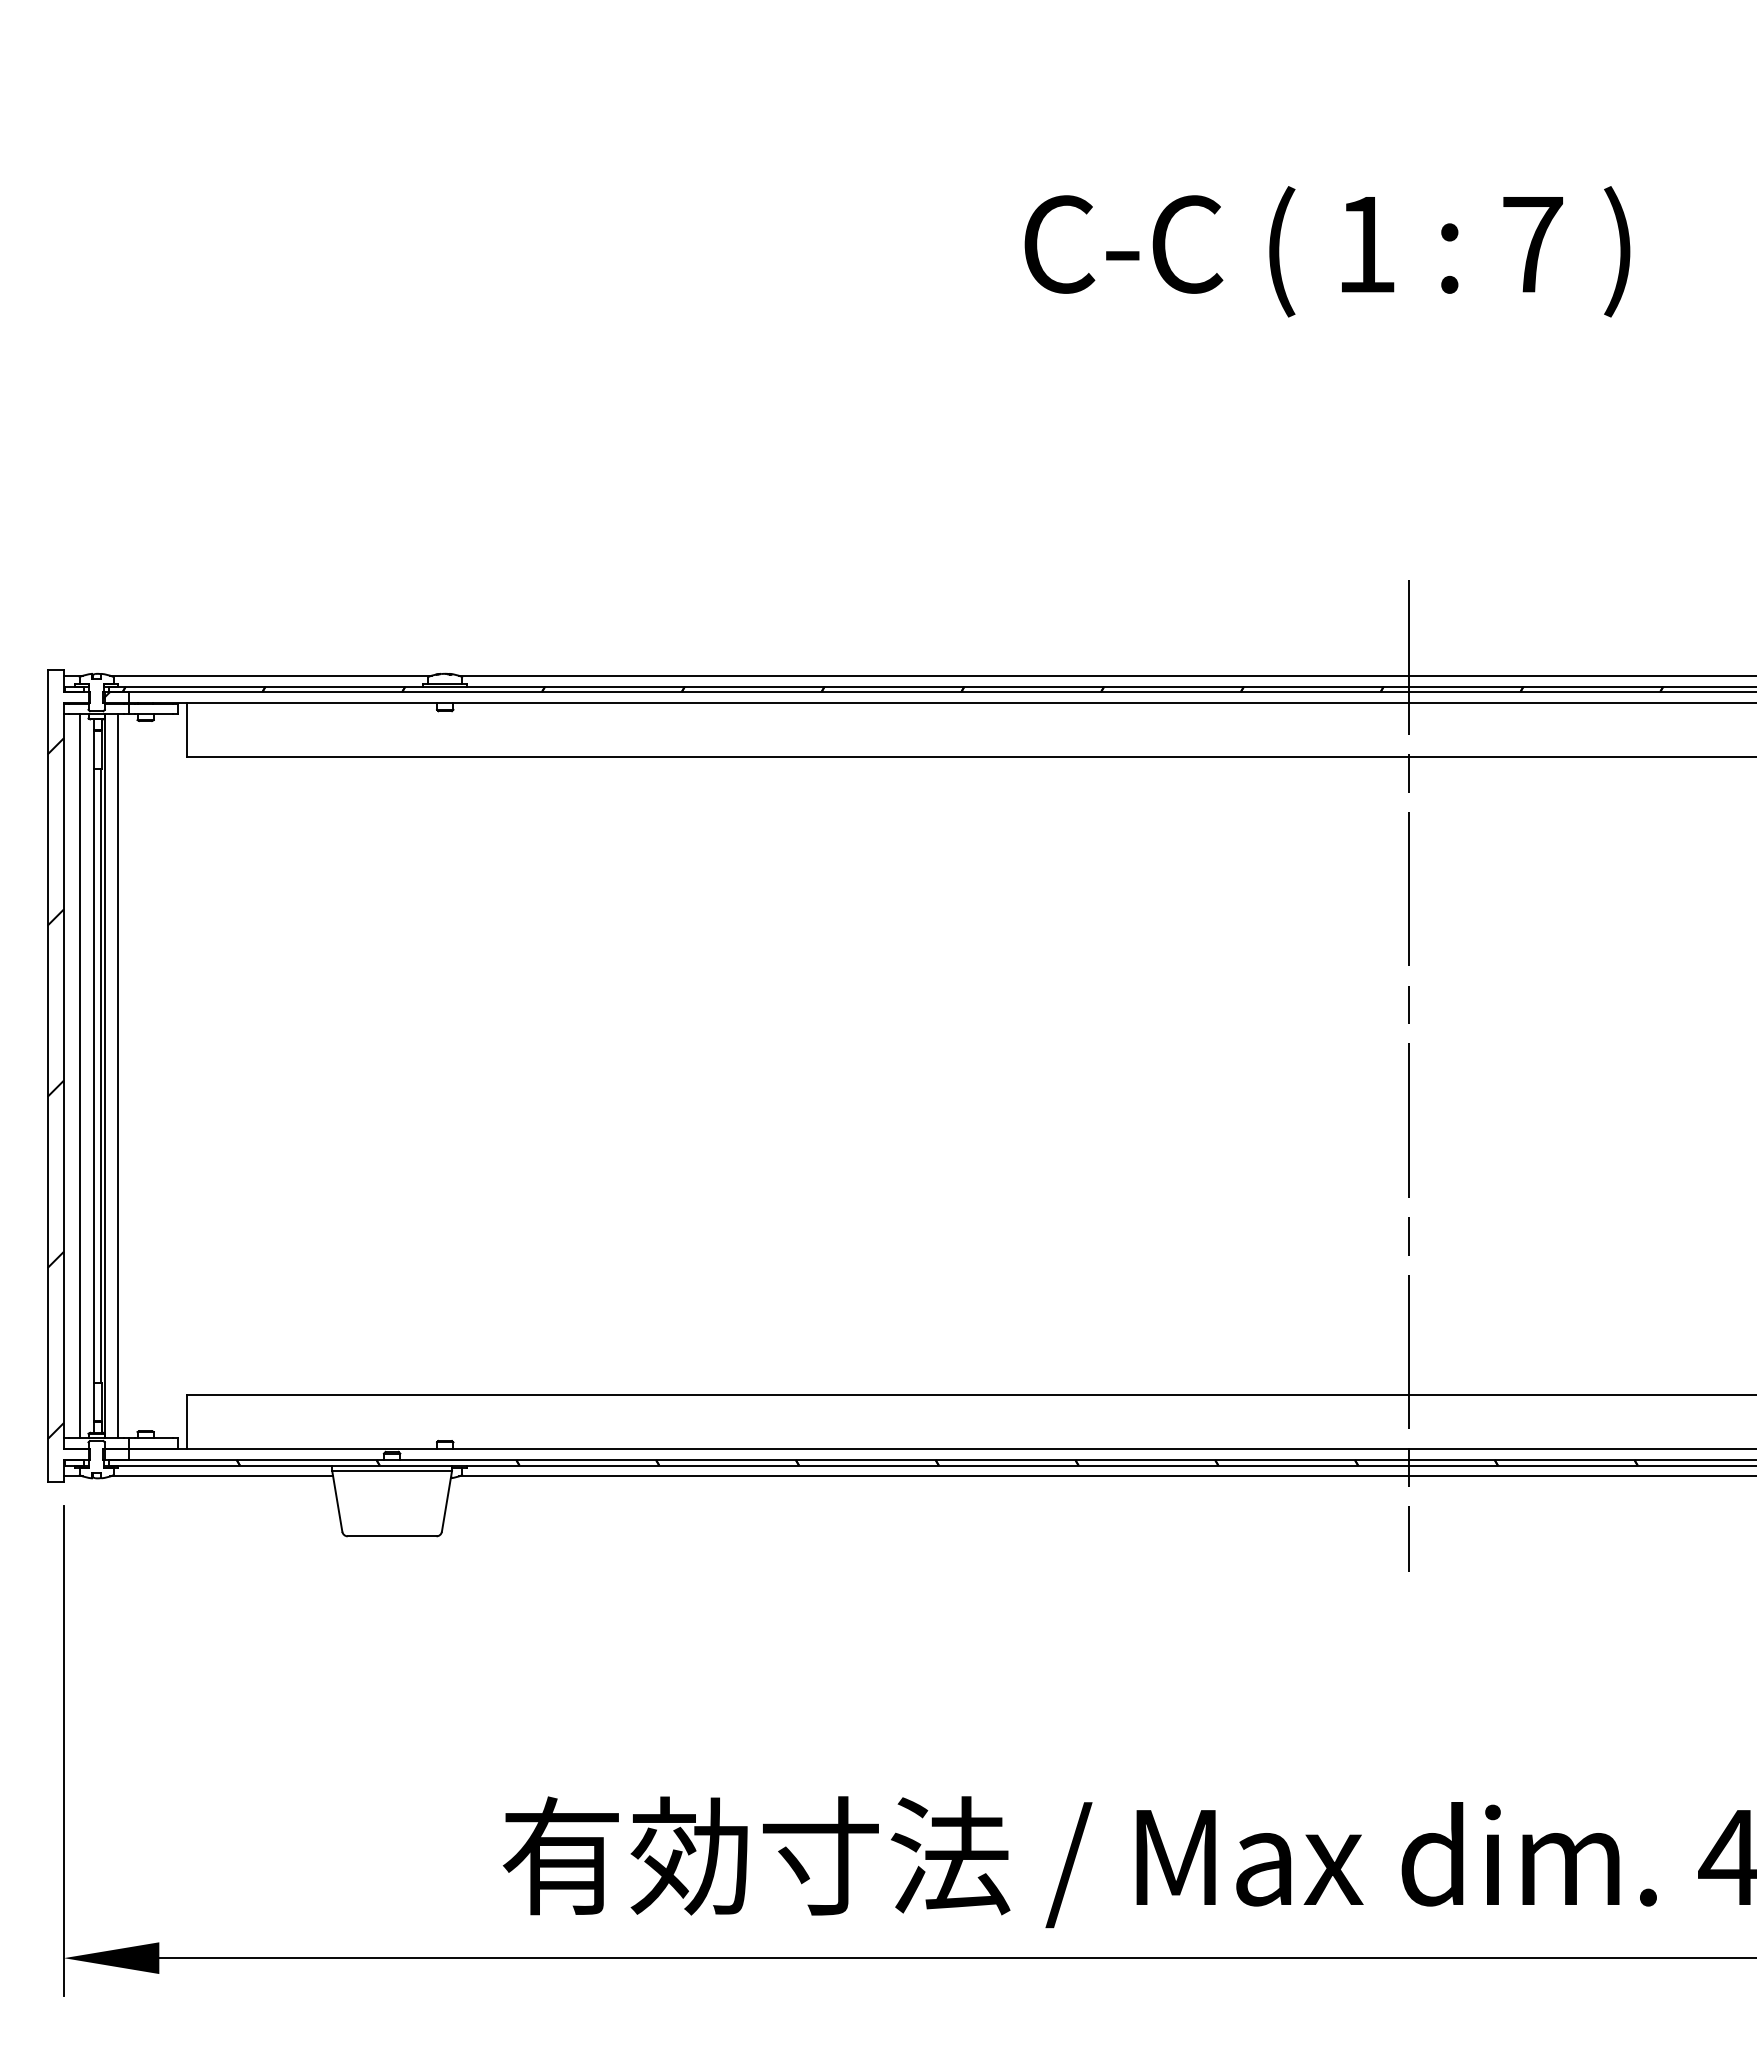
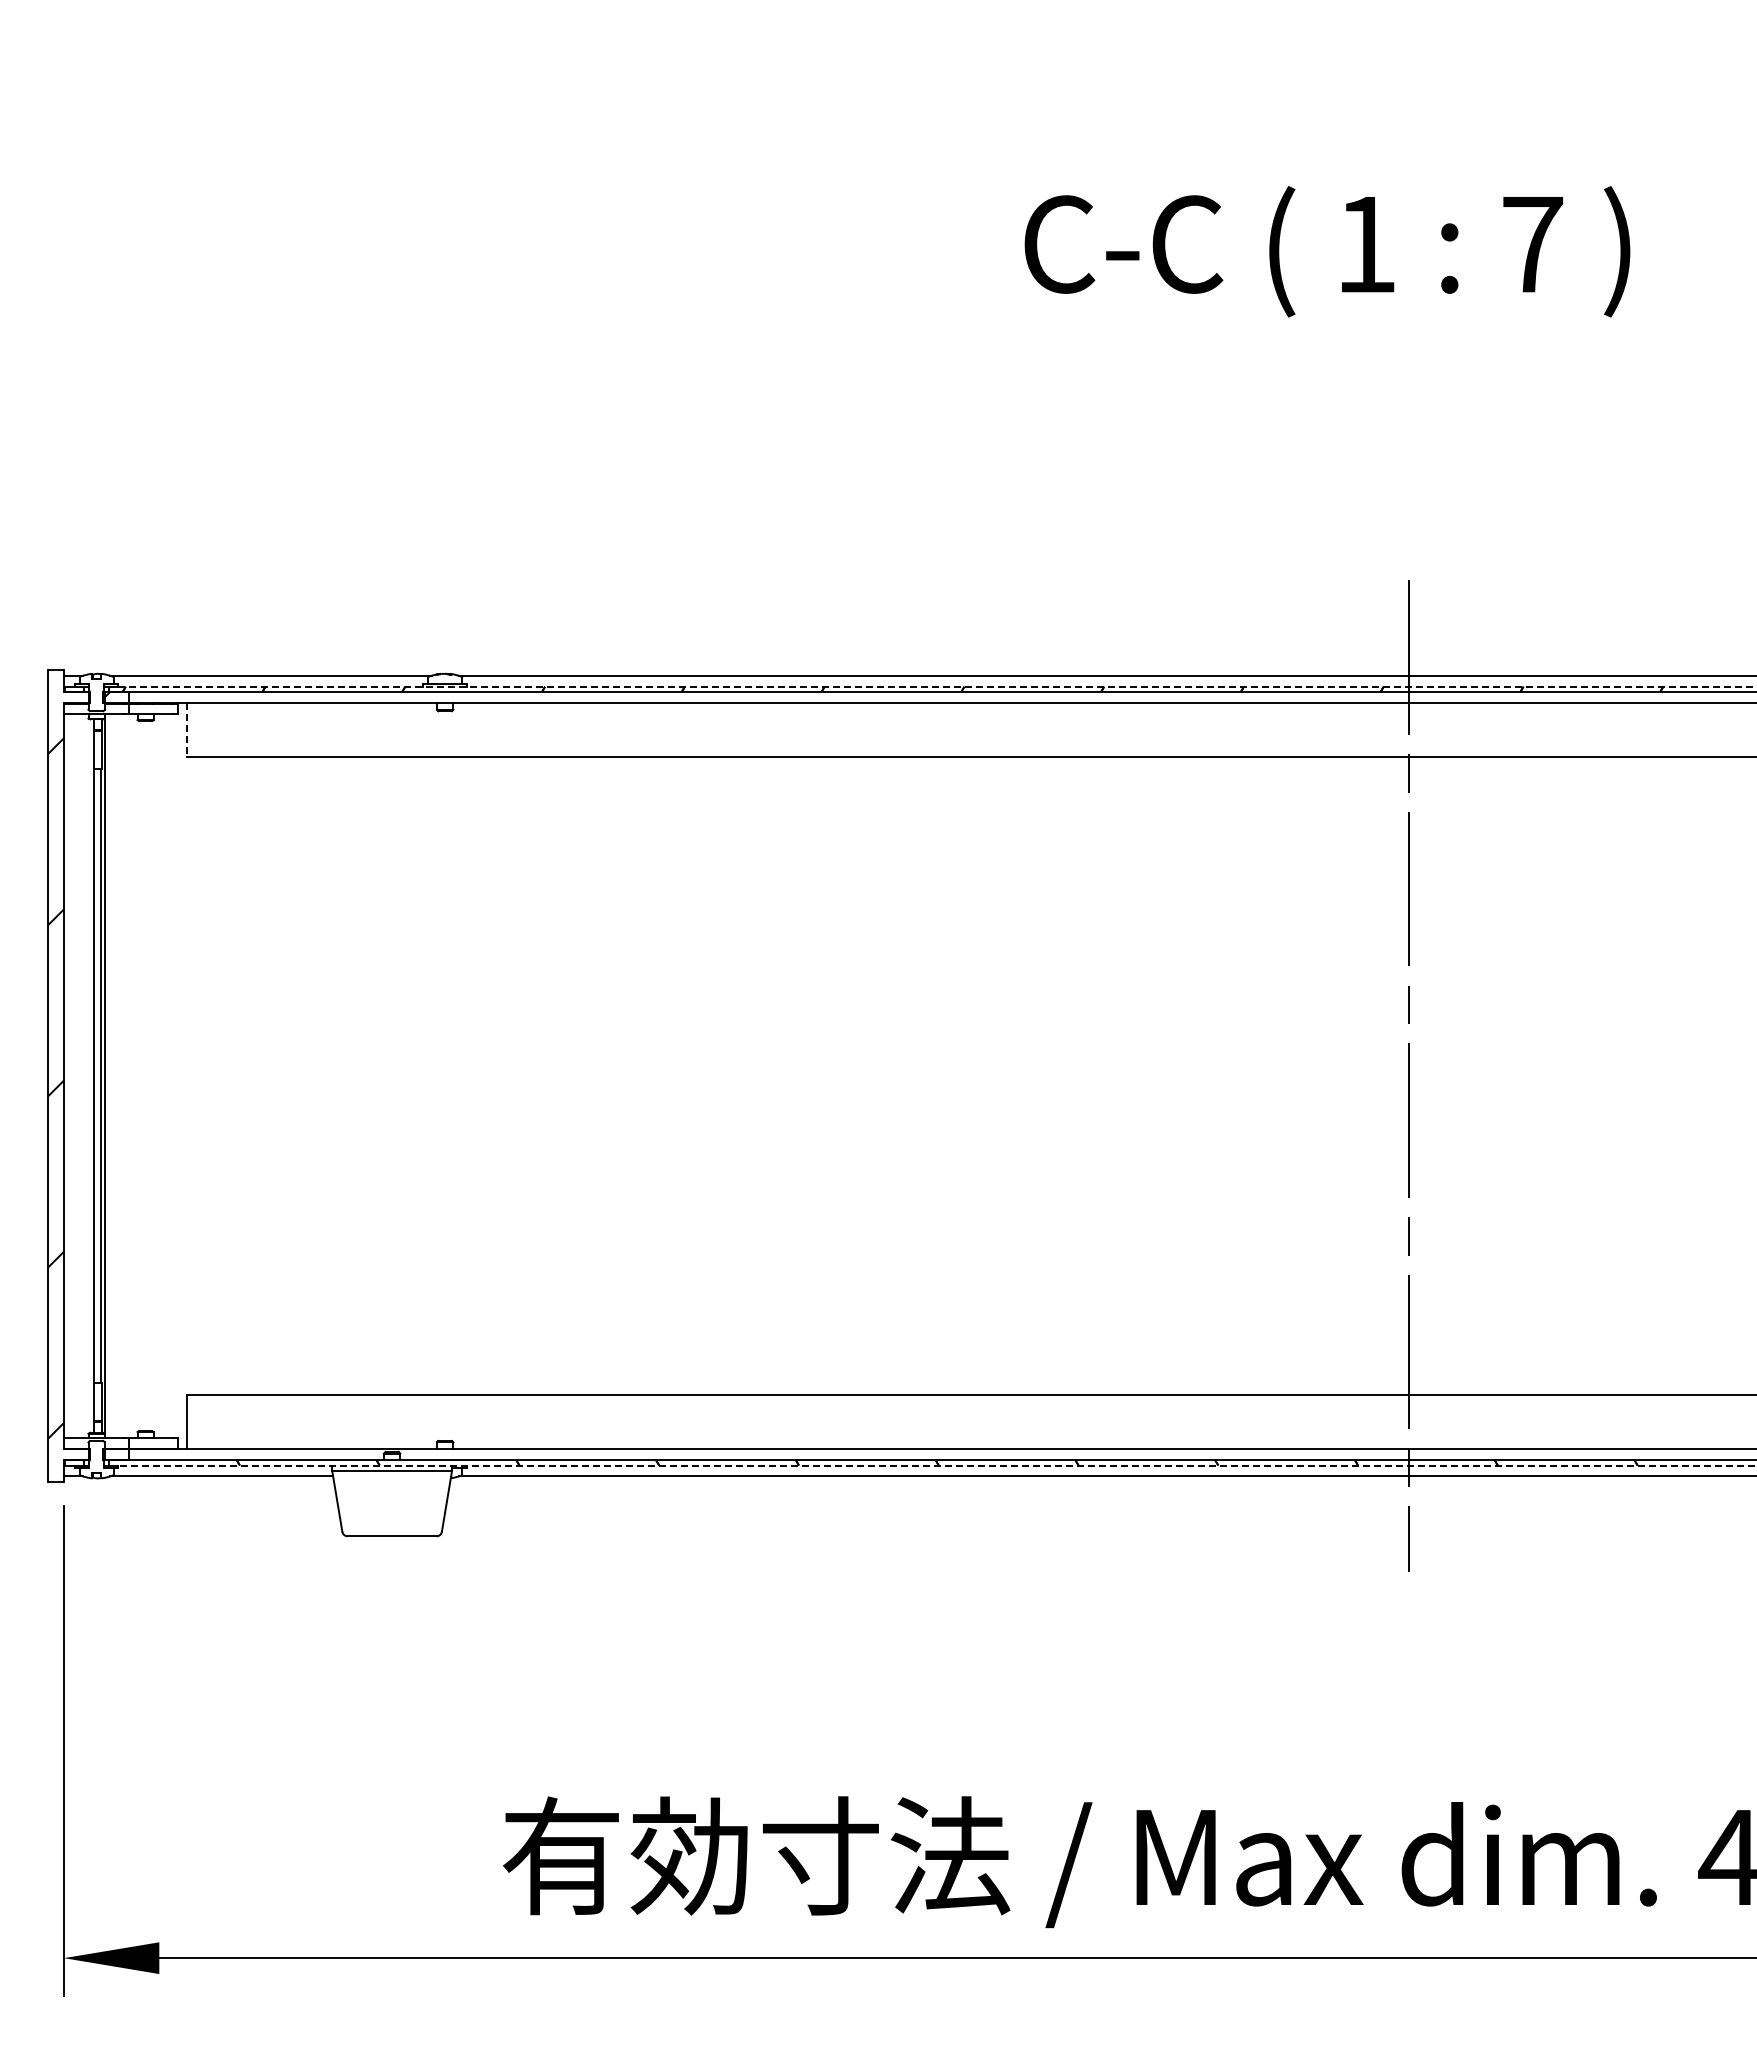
line: solid -> dashed (932, 686)
line: solid -> dashed (186, 730)
line: present -> none (80, 1075)
line: present -> none (118, 1075)
line: solid -> dashed (932, 1465)
